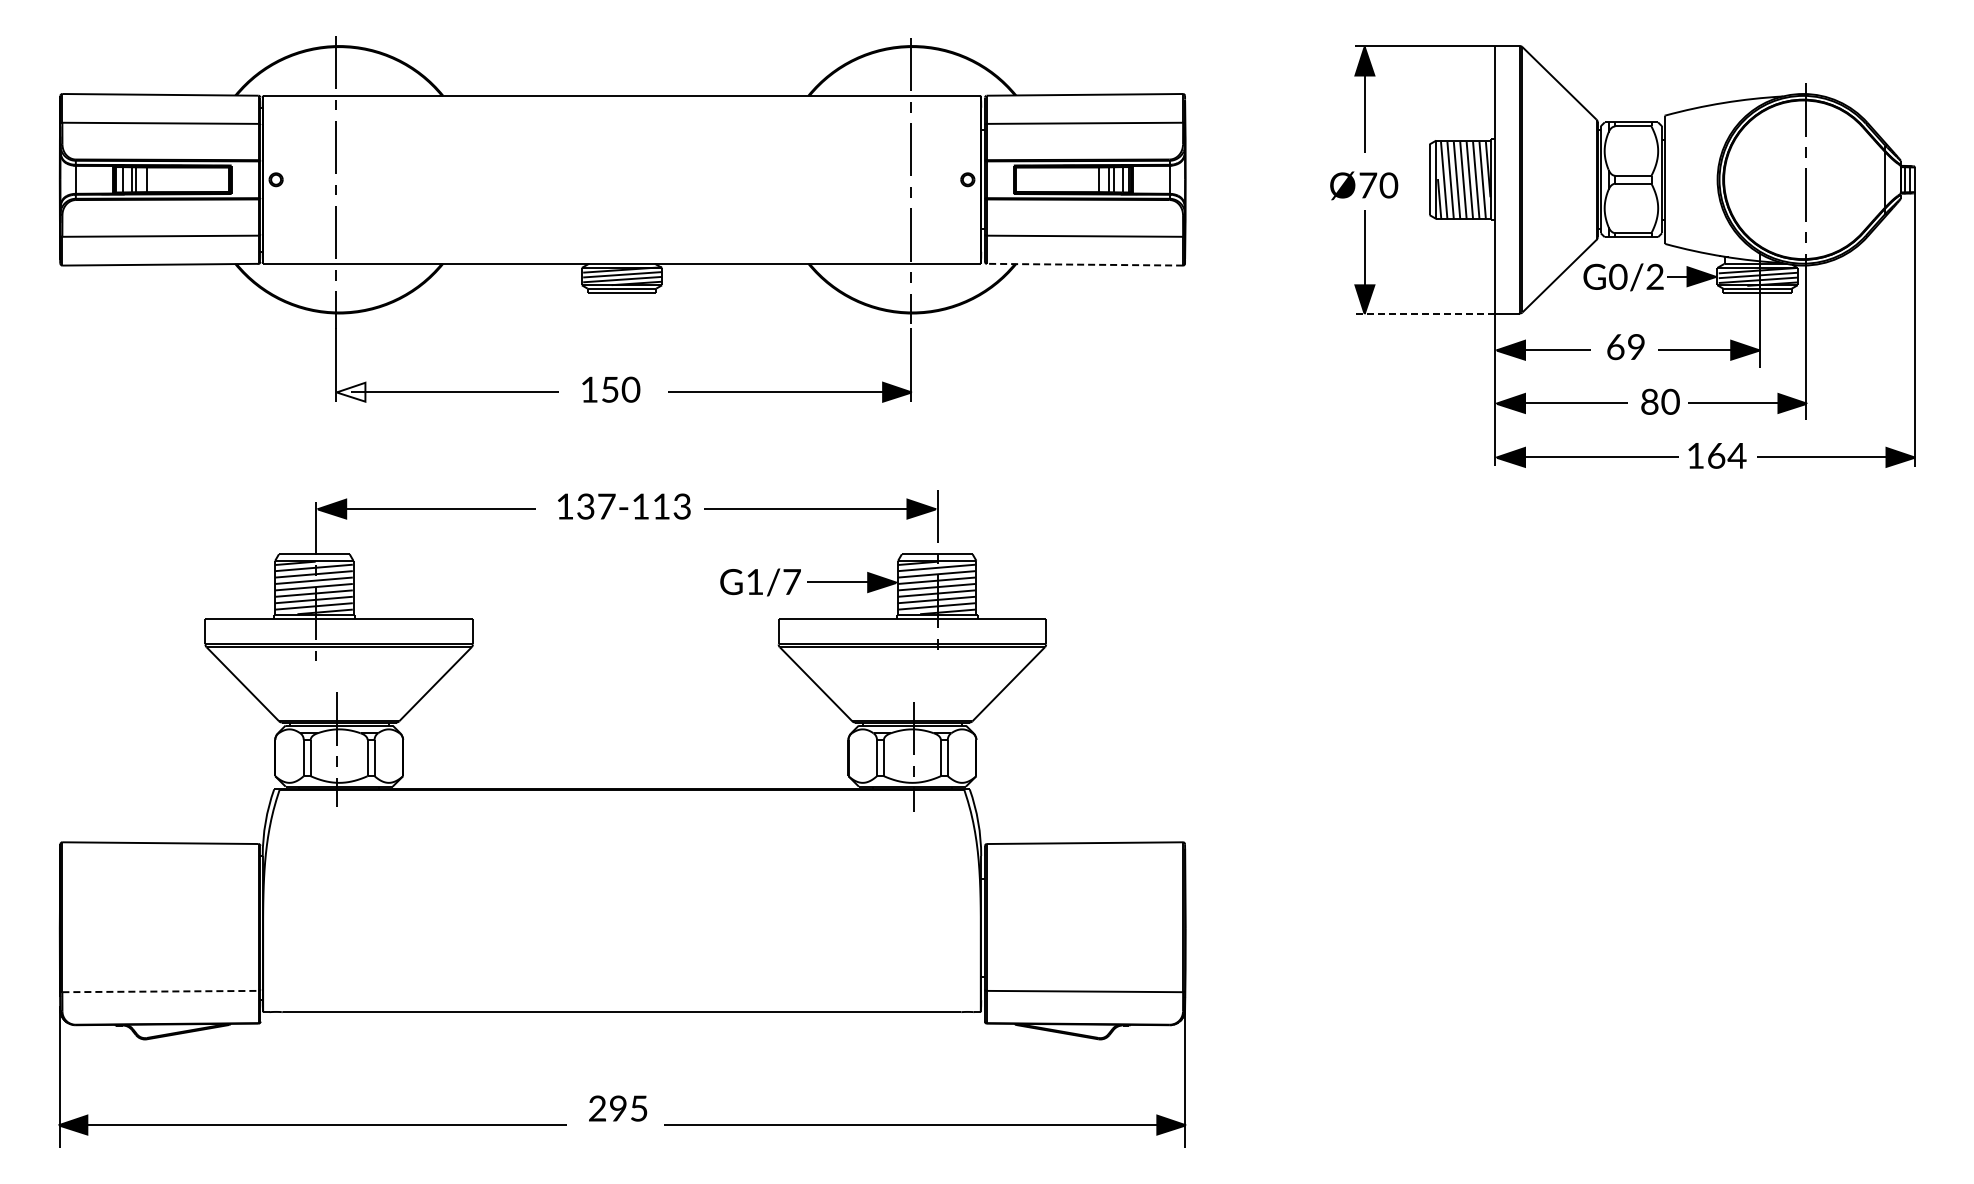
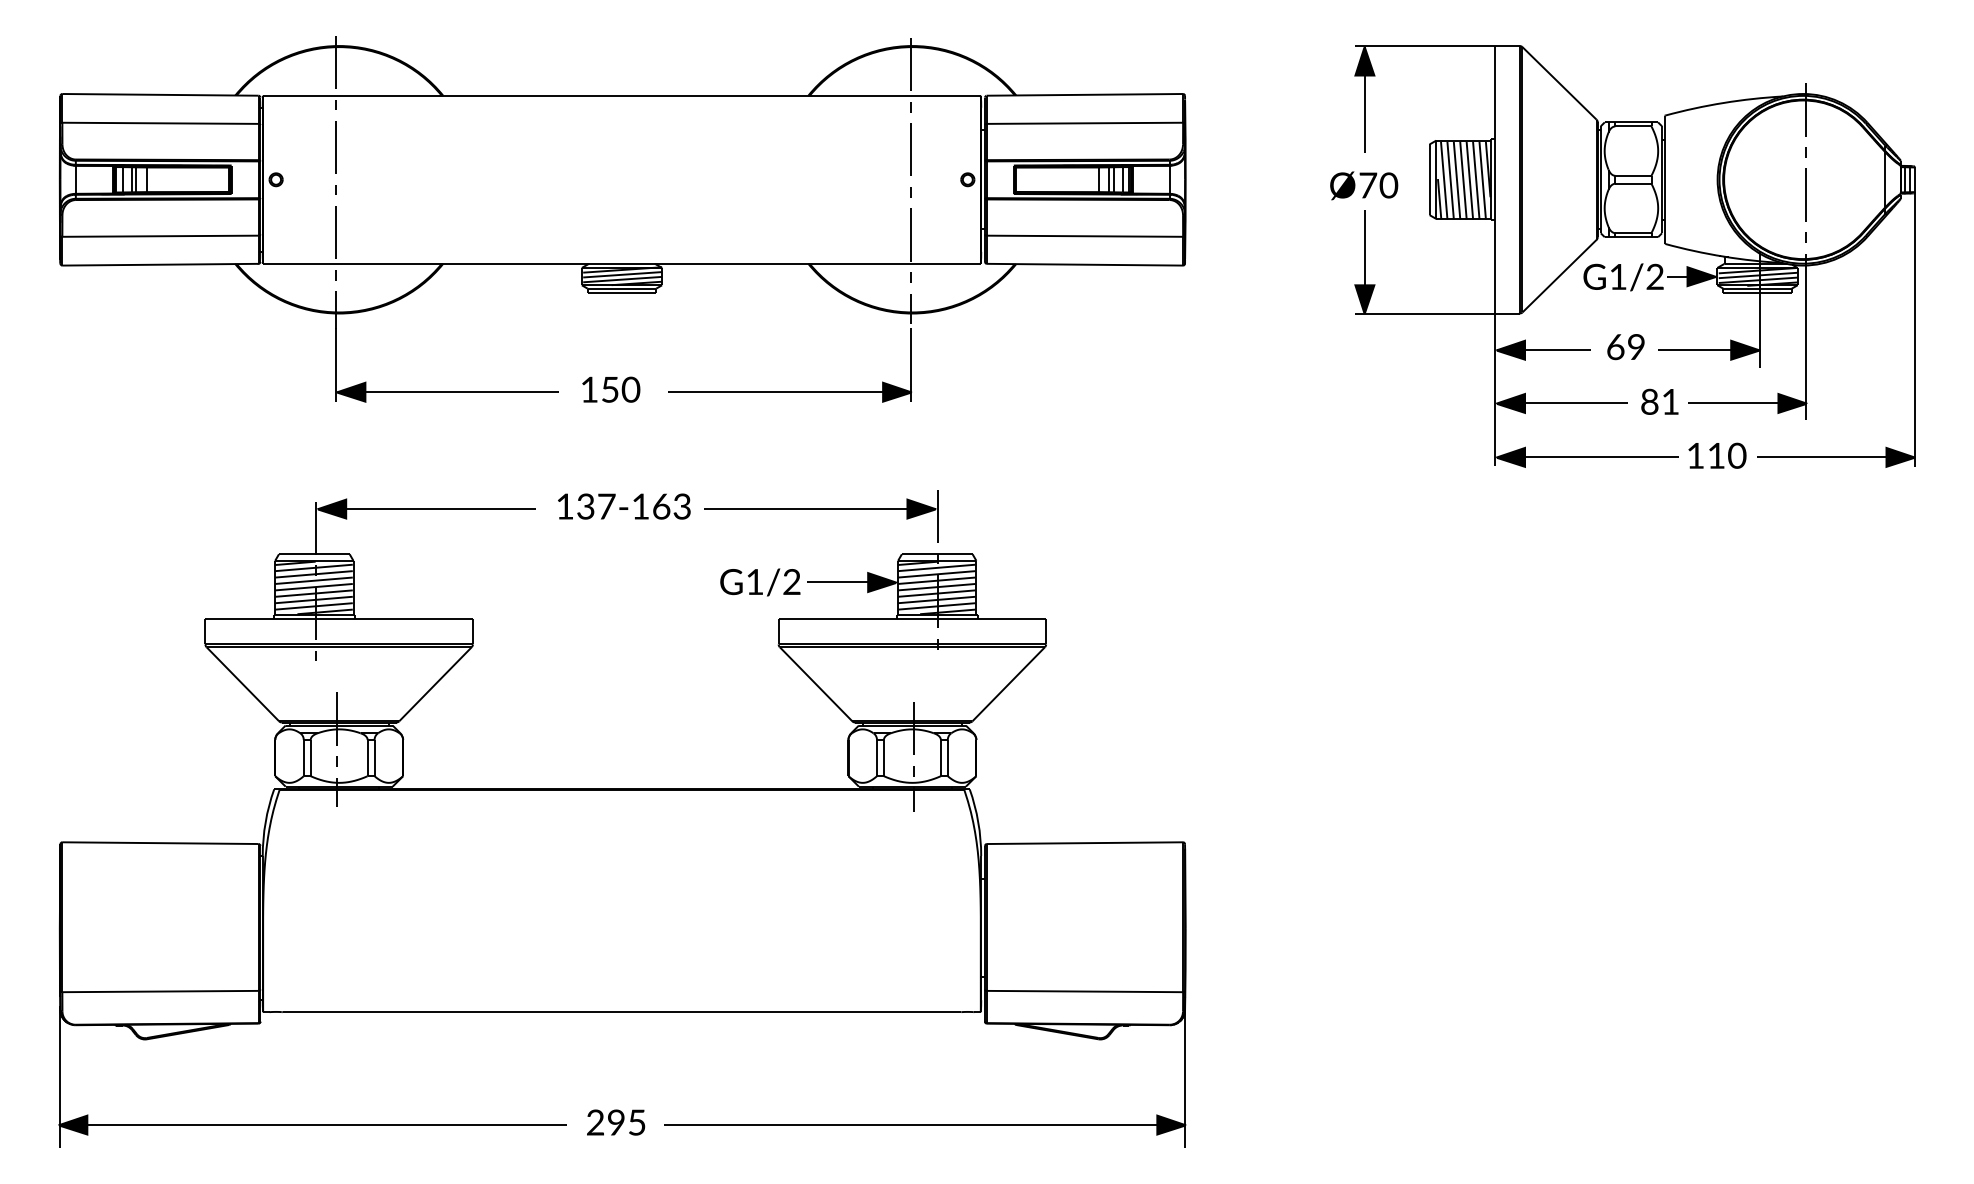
line: dashed -> solid (1084, 264)
text: G0/2 -> G1/2 (1618, 276)
line: dashed -> solid (1425, 313)
fill: none -> present (351, 391)
text: 80 -> 81 (1670, 401)
text: 164 -> 110 (1727, 455)
text: 137-113 -> 137-163 (661, 506)
text: G1/7 -> G1/2 (791, 581)
line: dashed -> solid (160, 991)
text position: (618, 1108) -> (616, 1122) (616, 1122)
